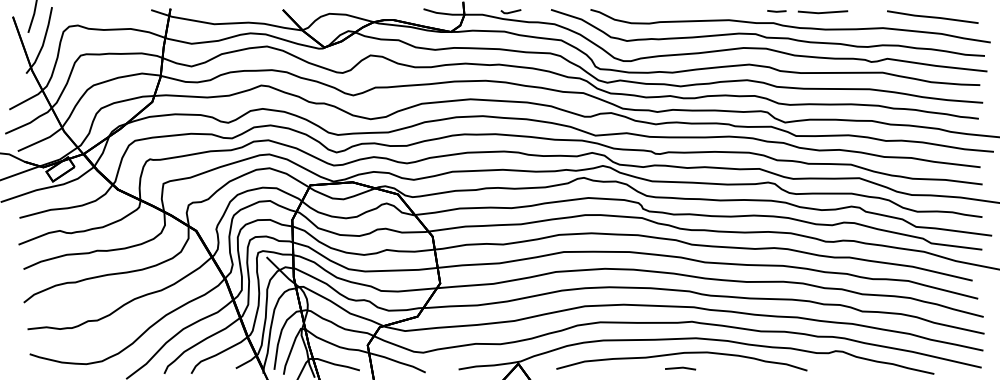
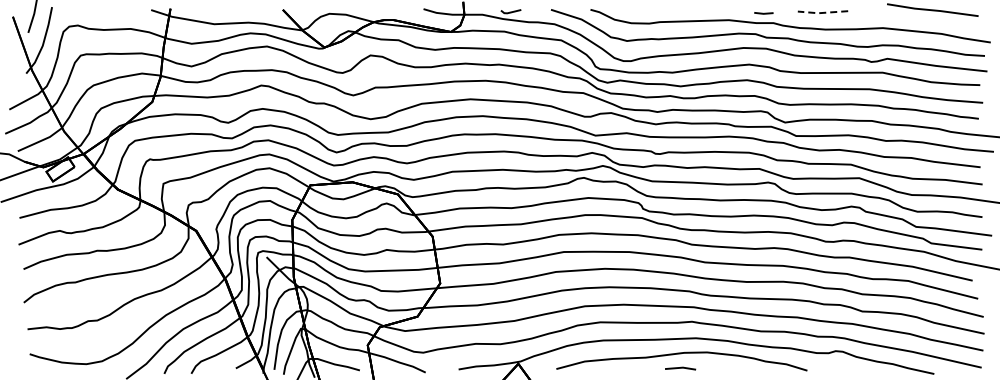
line position: (776, 11) -> (763, 13) (763, 13)
line: solid -> dashed (822, 12)
line position: (932, 16) -> (932, 9) (932, 9)
